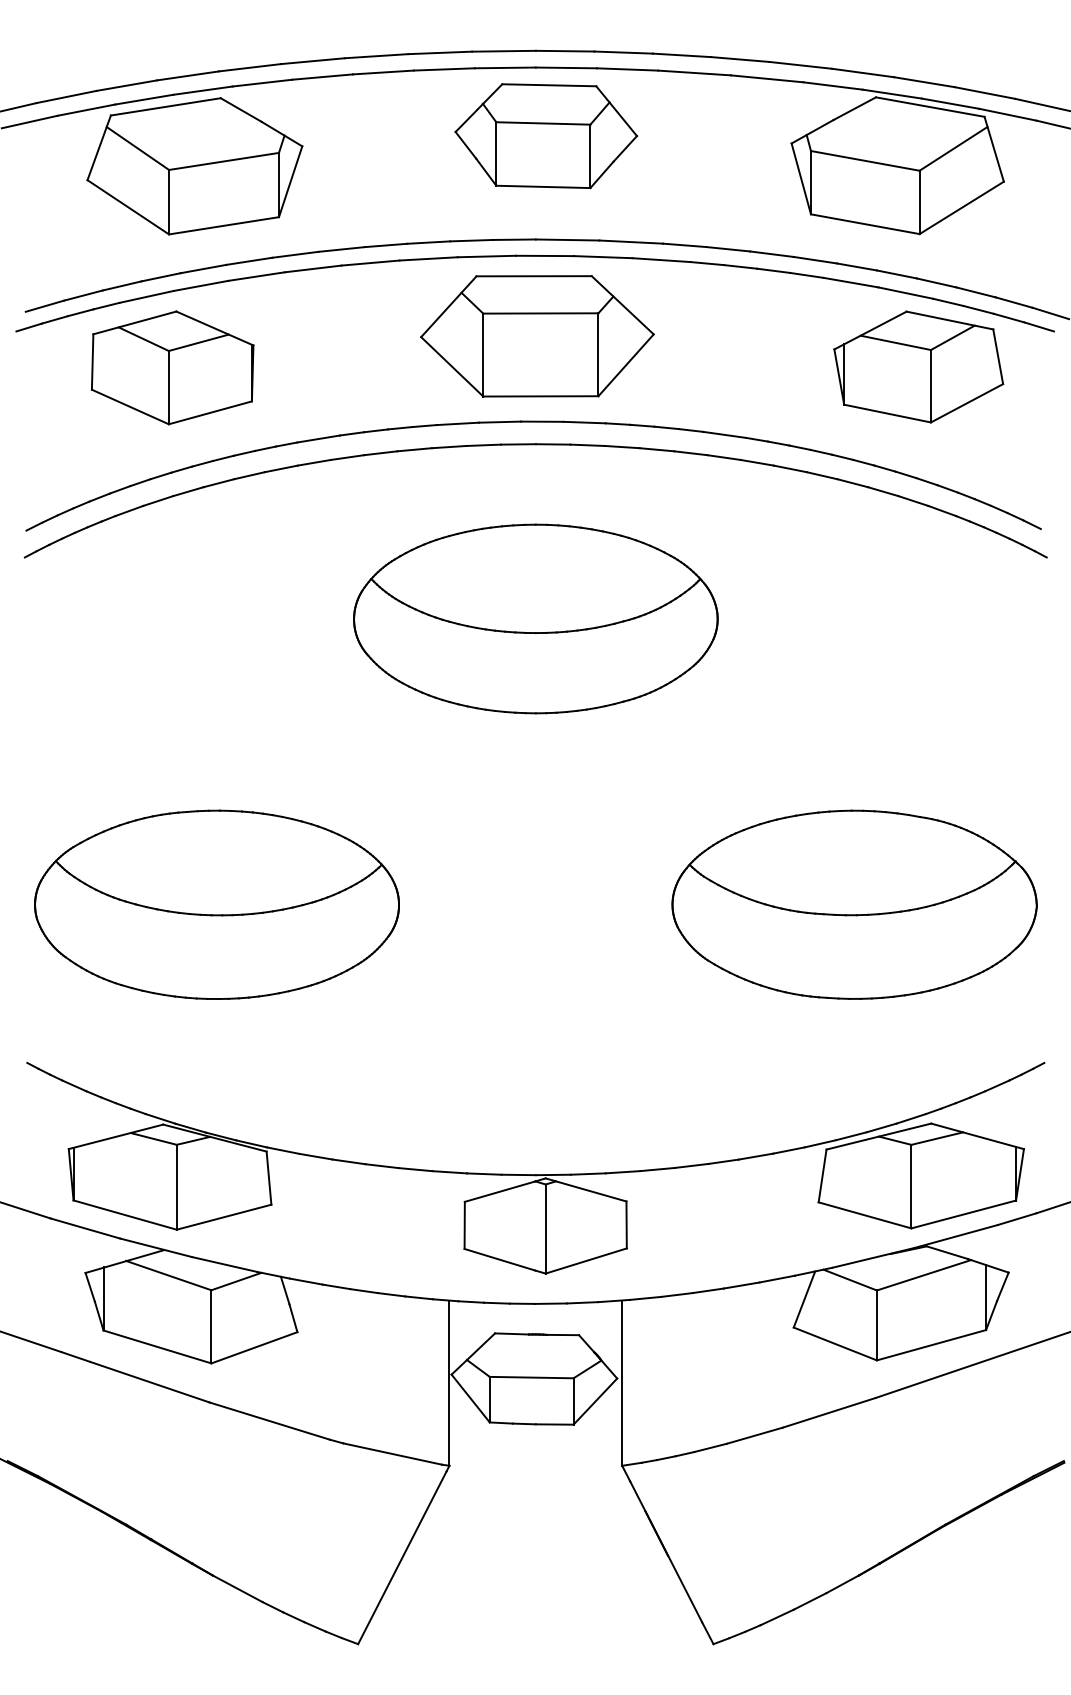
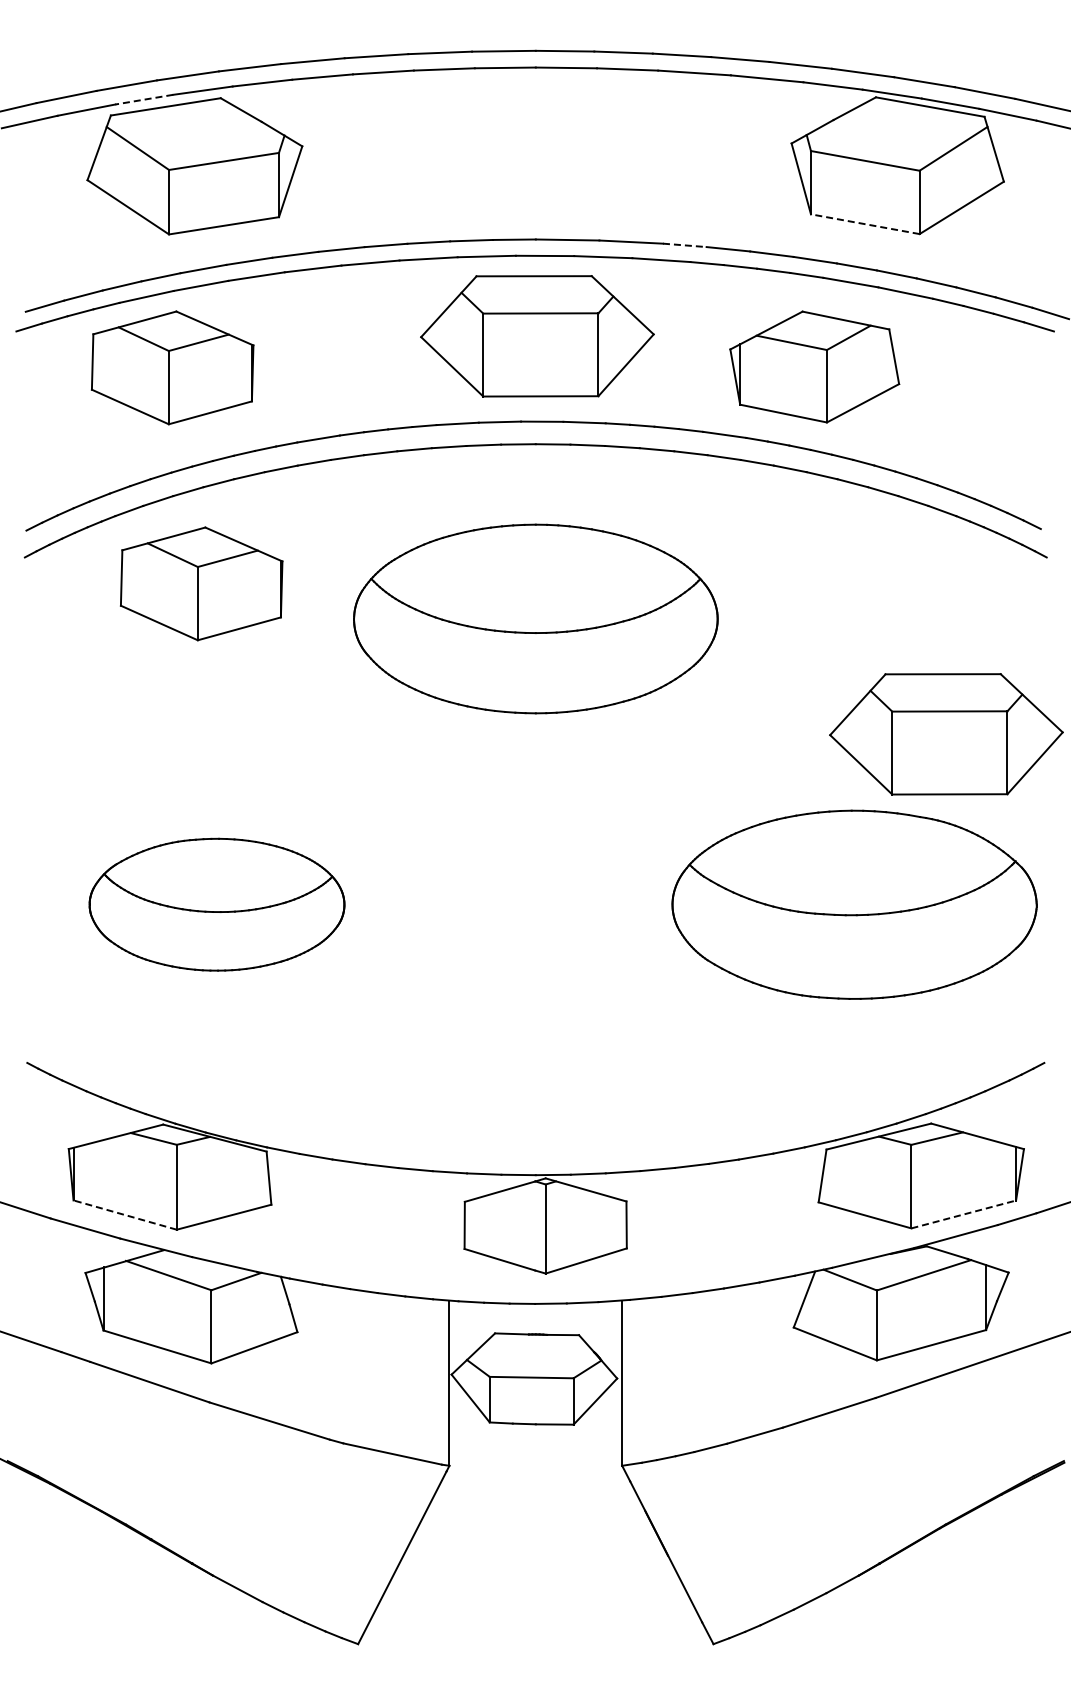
line: solid -> dashed (143, 99)
part: present -> none (546, 136)
line: solid -> dashed (864, 224)
line: solid -> dashed (684, 245)
part position: (918, 366) -> (814, 366) (814, 366)
part: none -> present (201, 583)
part: none -> present (946, 734)
part size: 366x191 px -> 258x135 px (216, 904)
line: solid -> dashed (964, 1214)
line: solid -> dashed (125, 1215)
